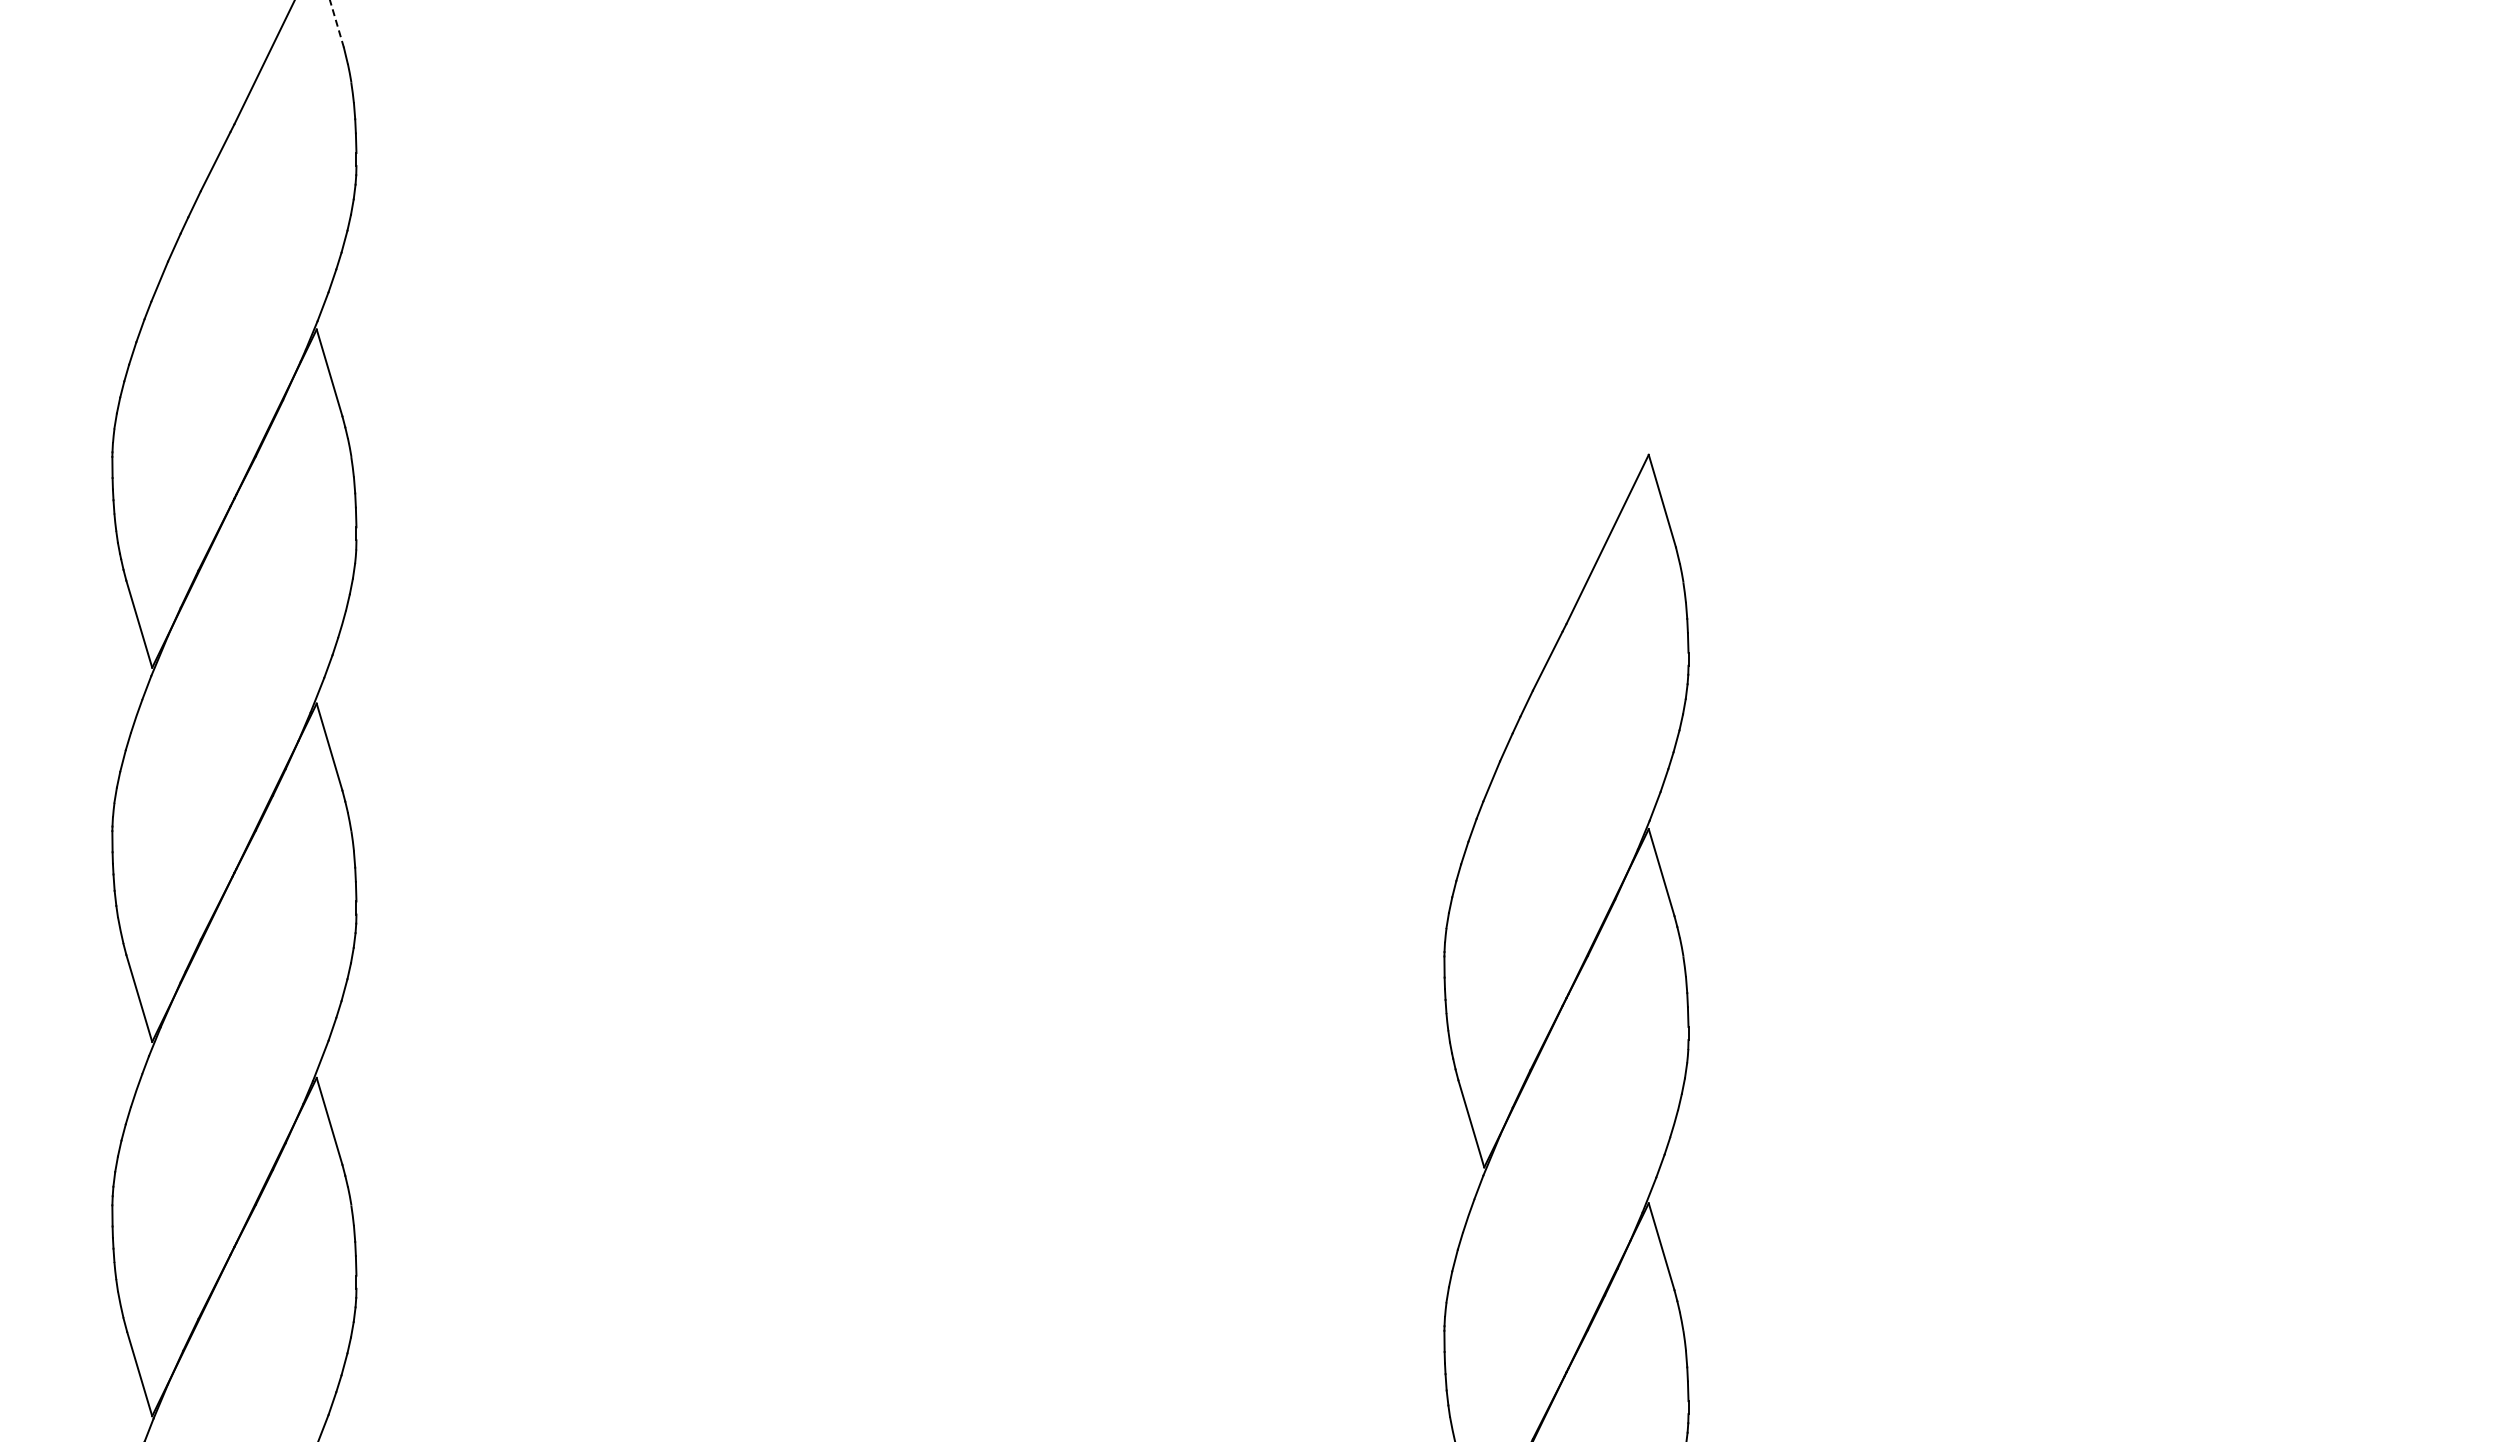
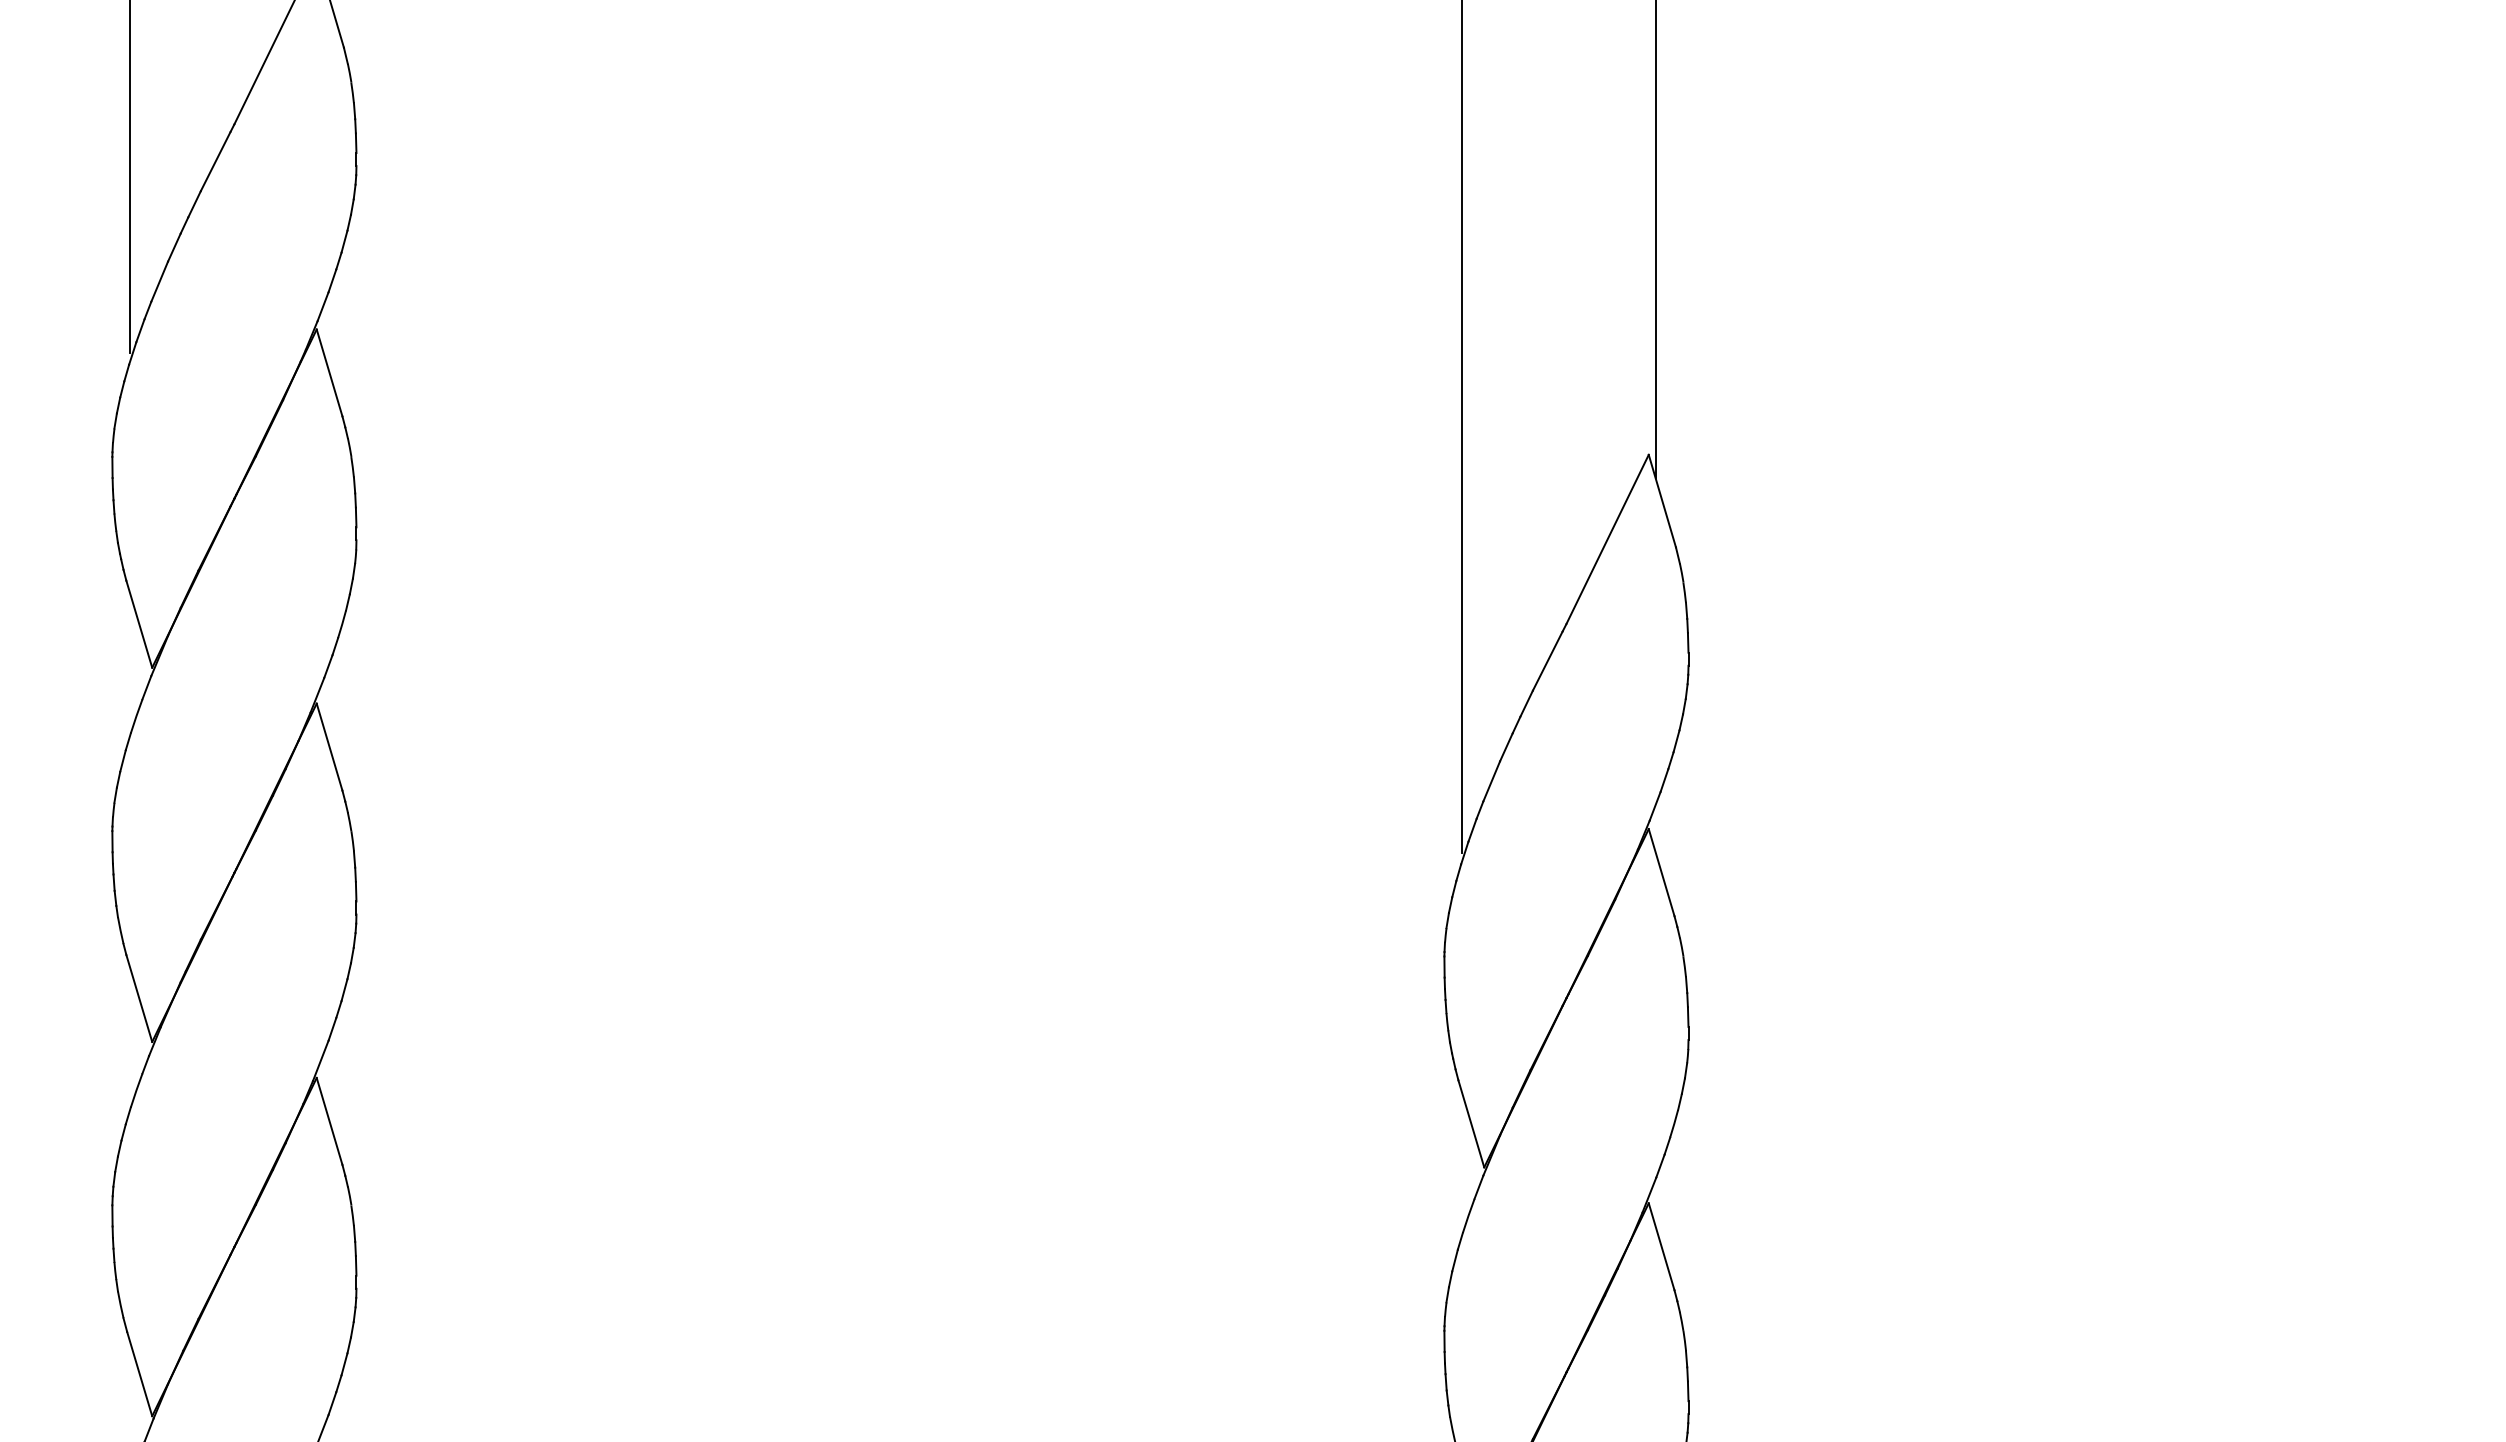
line: dashed -> solid (336, 23)
line: none -> present (130, 177)
line: none -> present (1655, 240)
line: none -> present (1462, 427)
